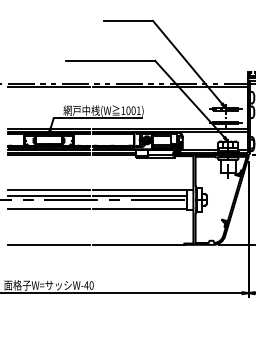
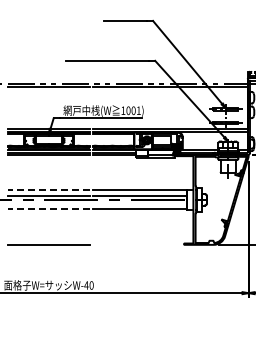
line: solid -> dashed (48, 190)
line: solid -> dashed (48, 208)
line: present -> none (138, 244)
